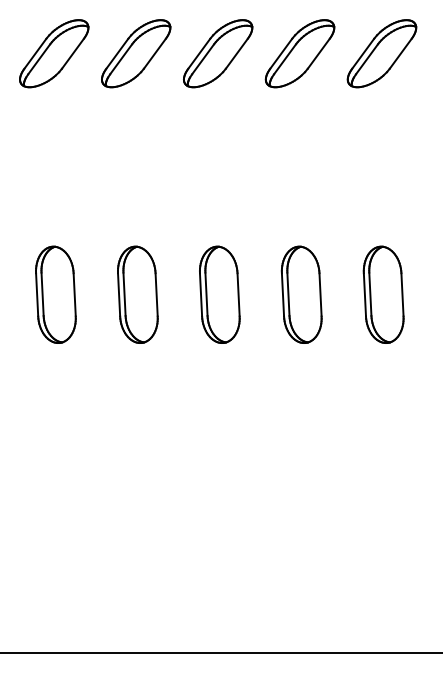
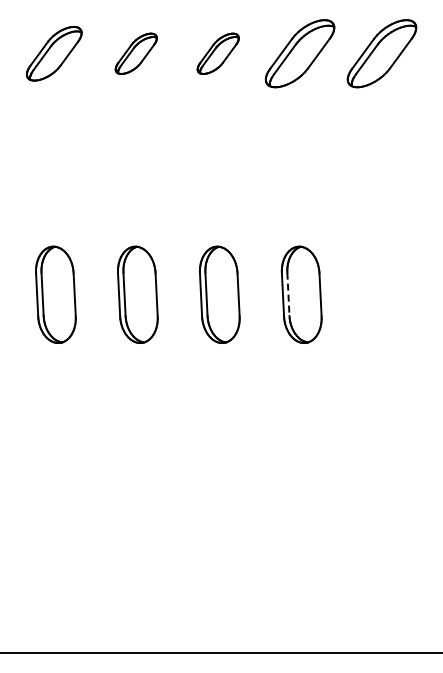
part size: 71x70 px -> 58x56 px (53, 53)
part size: 71x70 px -> 44x43 px (135, 53)
part size: 71x70 px -> 44x43 px (217, 53)
line: solid -> dashed (288, 294)
part: present -> none (383, 294)
